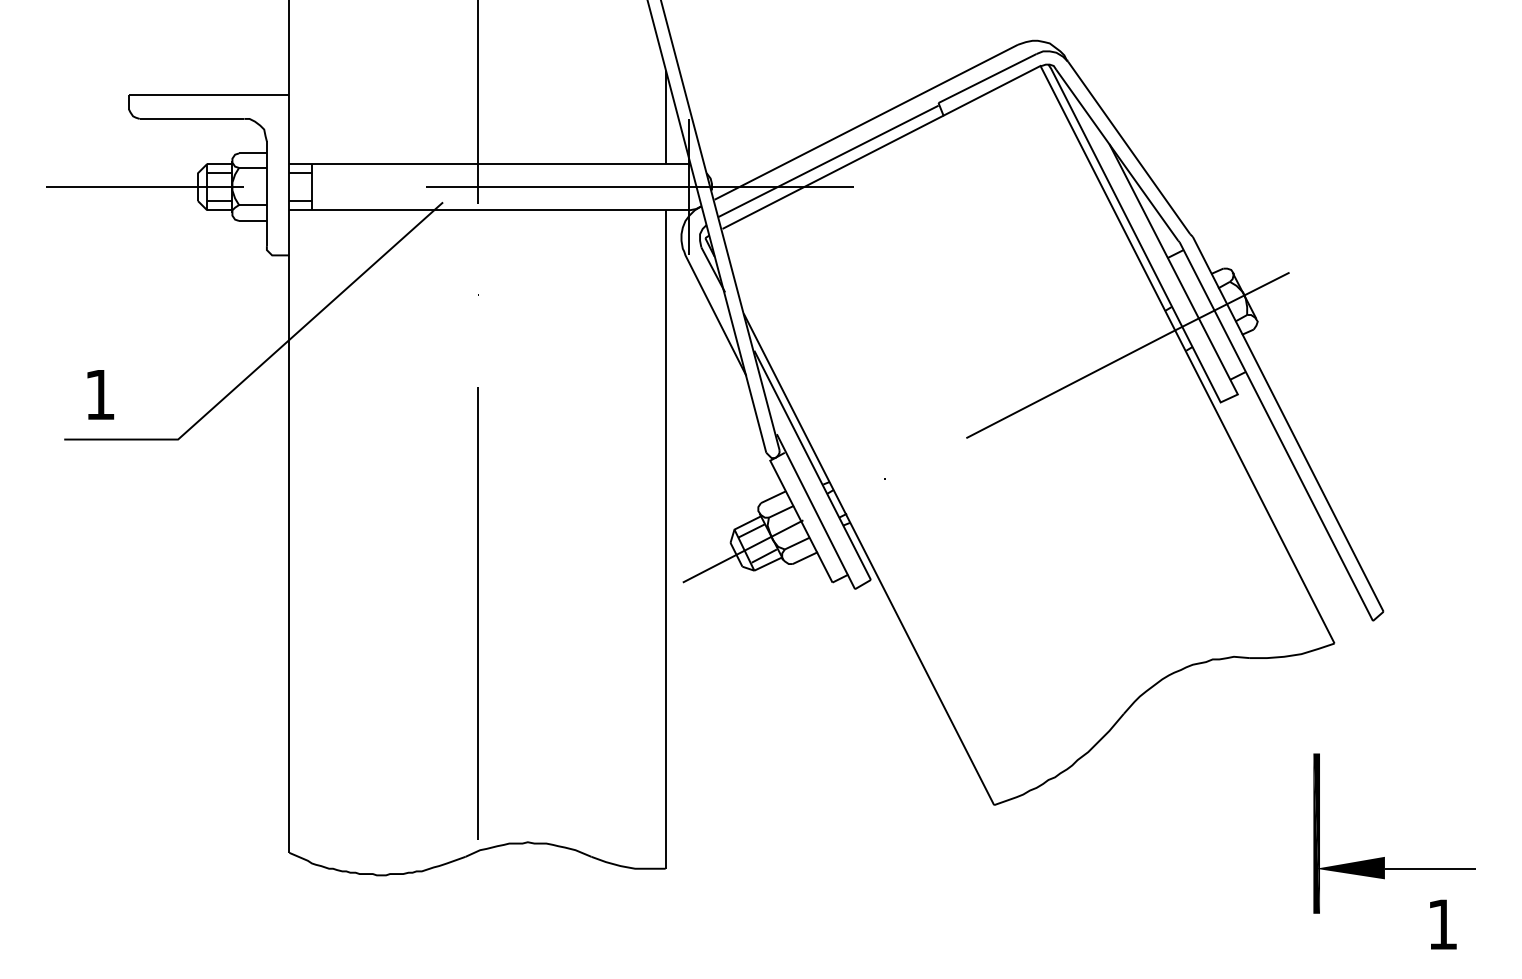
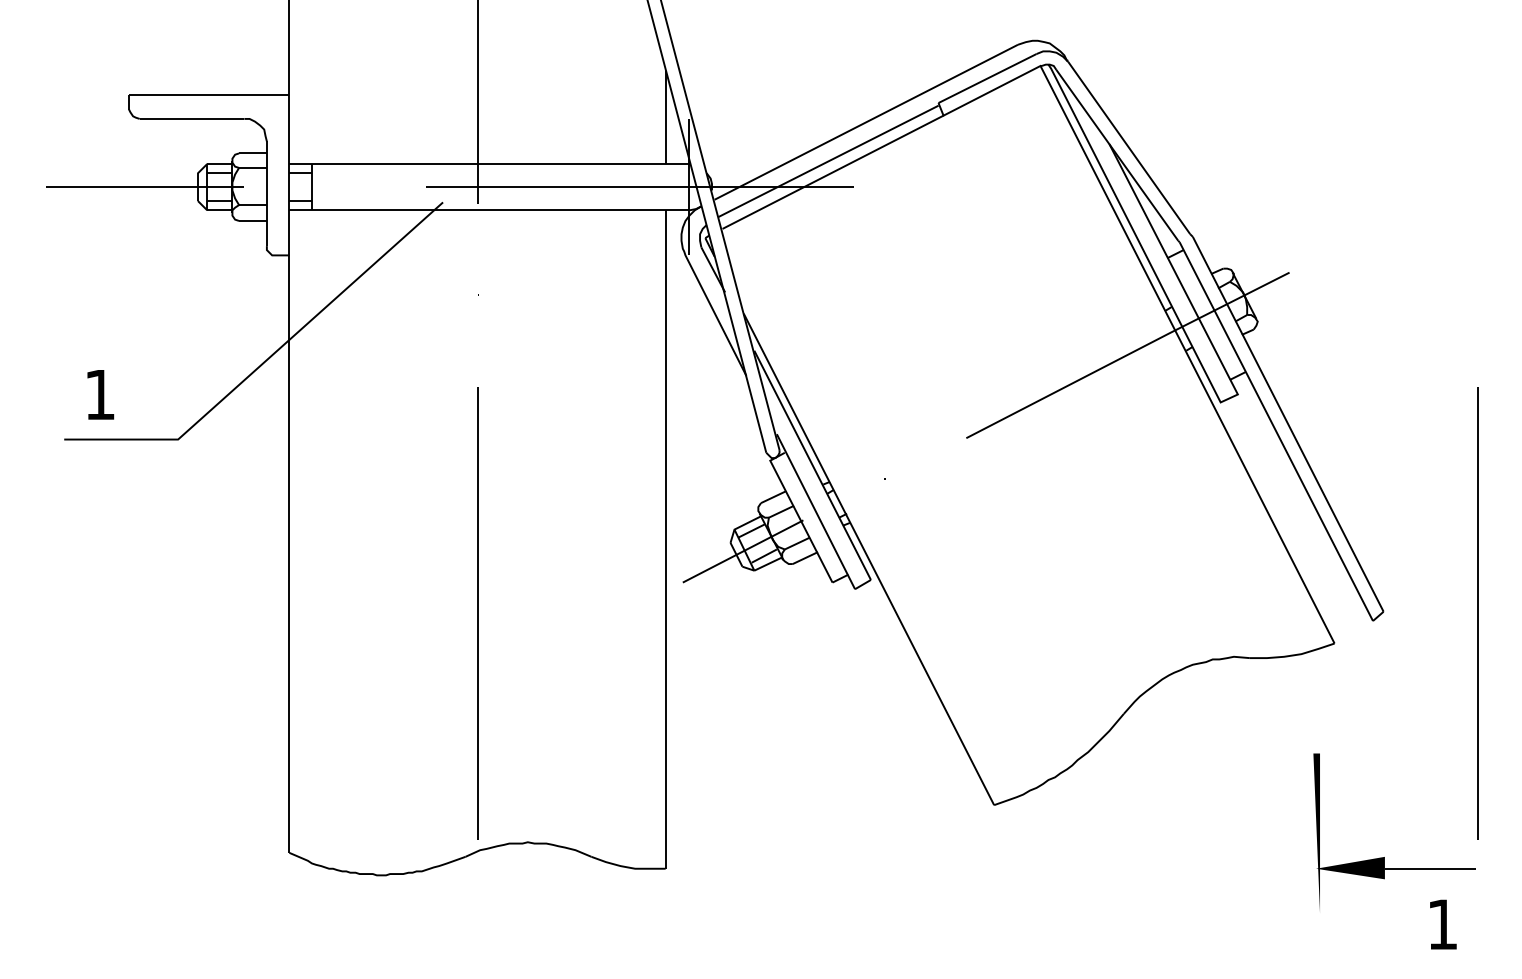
line: none -> present (1477, 613)
fill: present -> none (1316, 833)
